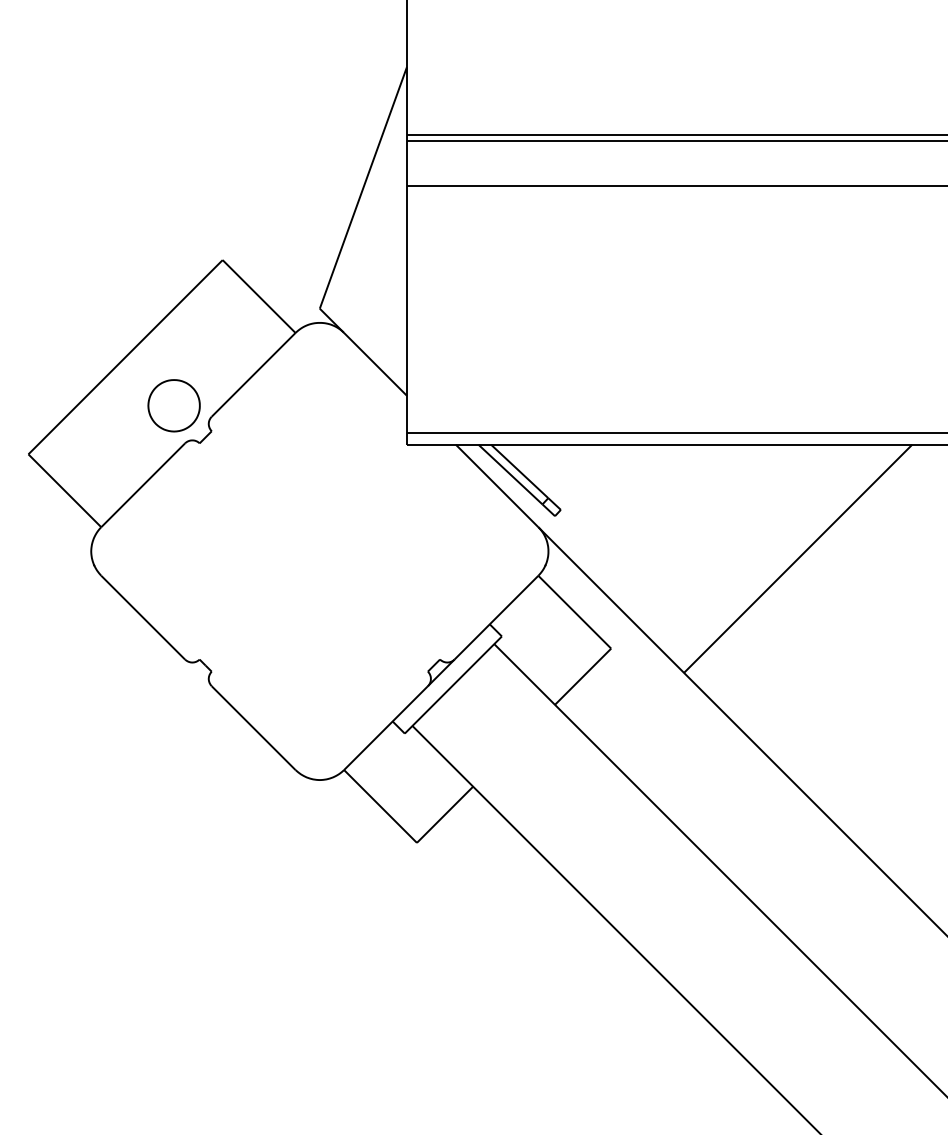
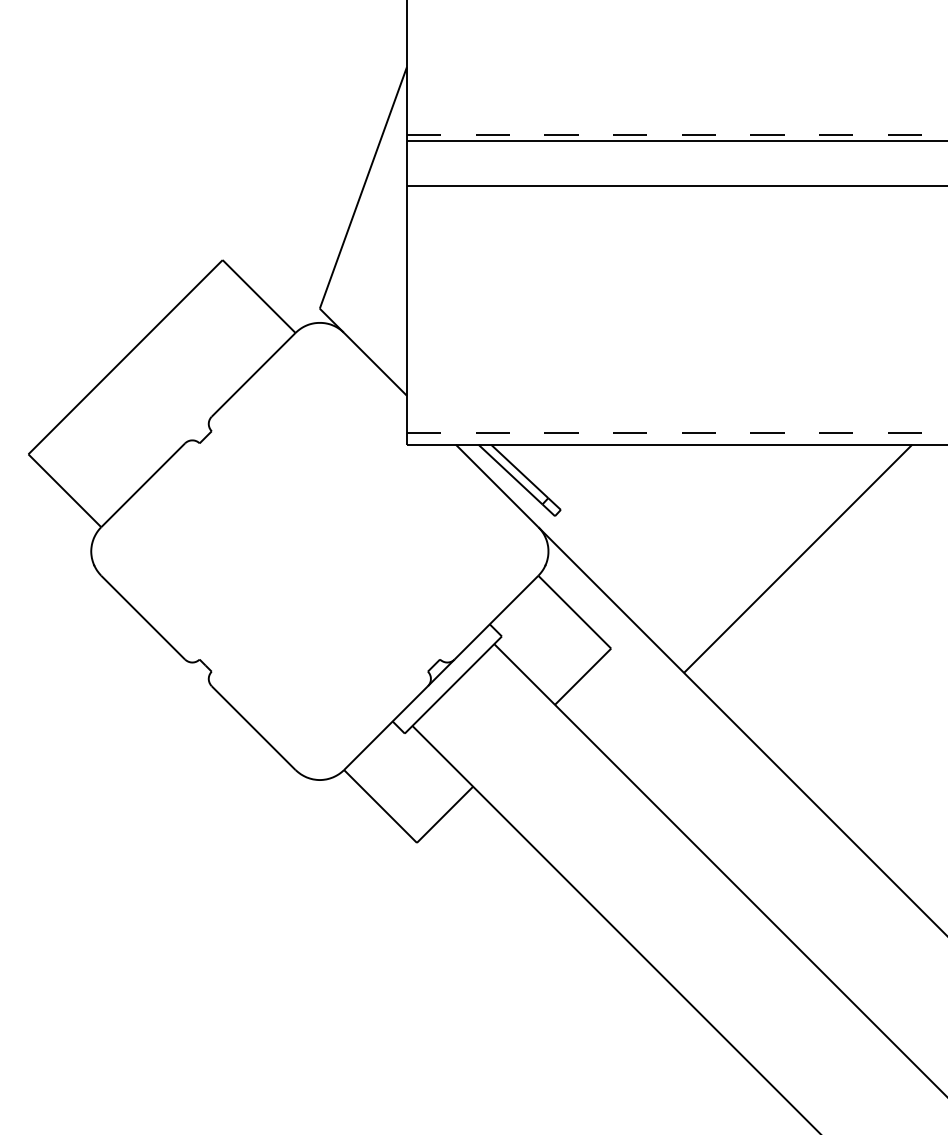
line: solid -> dashed (677, 135)
part: present -> none (173, 405)
line: solid -> dashed (677, 432)
